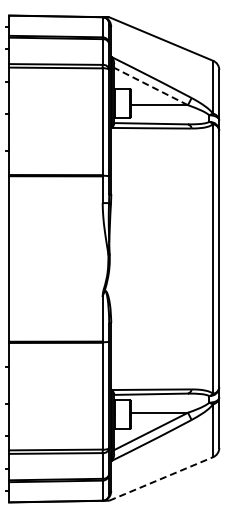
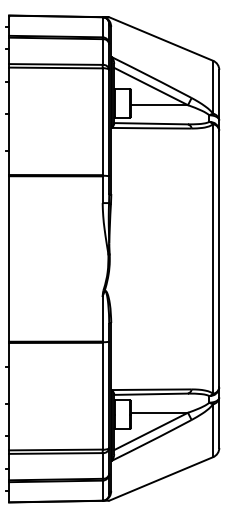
line: dashed -> solid (150, 86)
line: dashed -> solid (161, 478)
